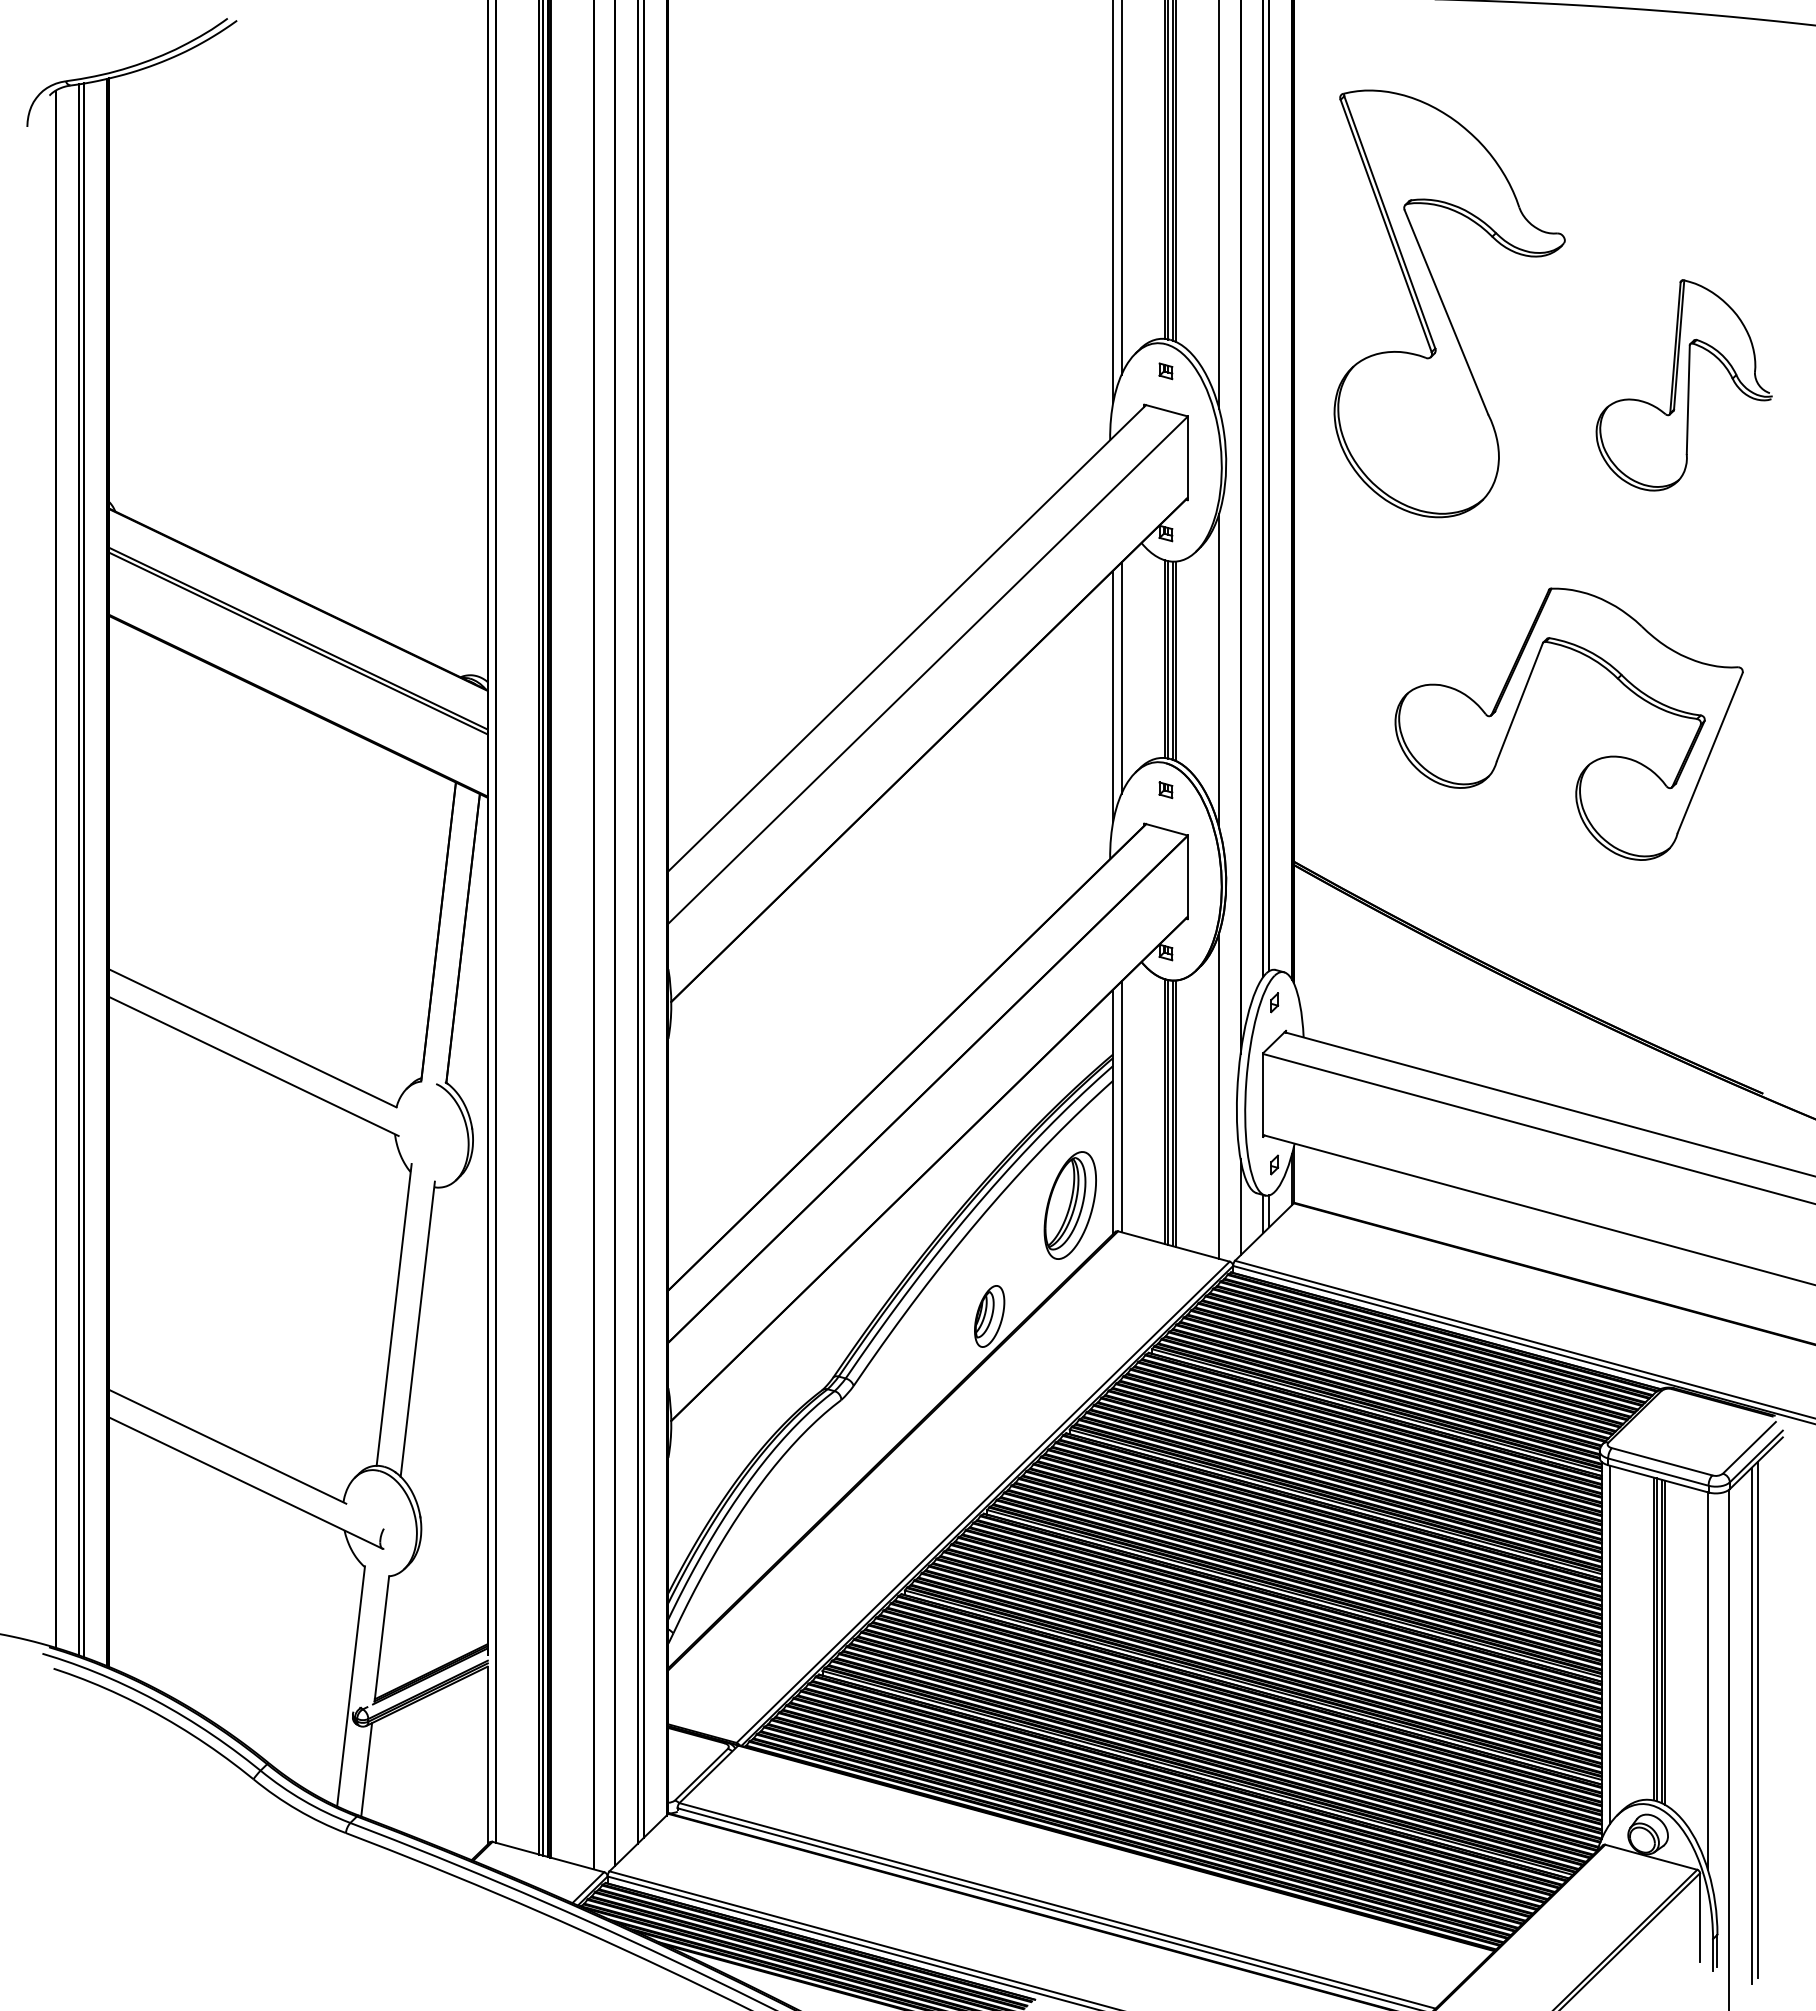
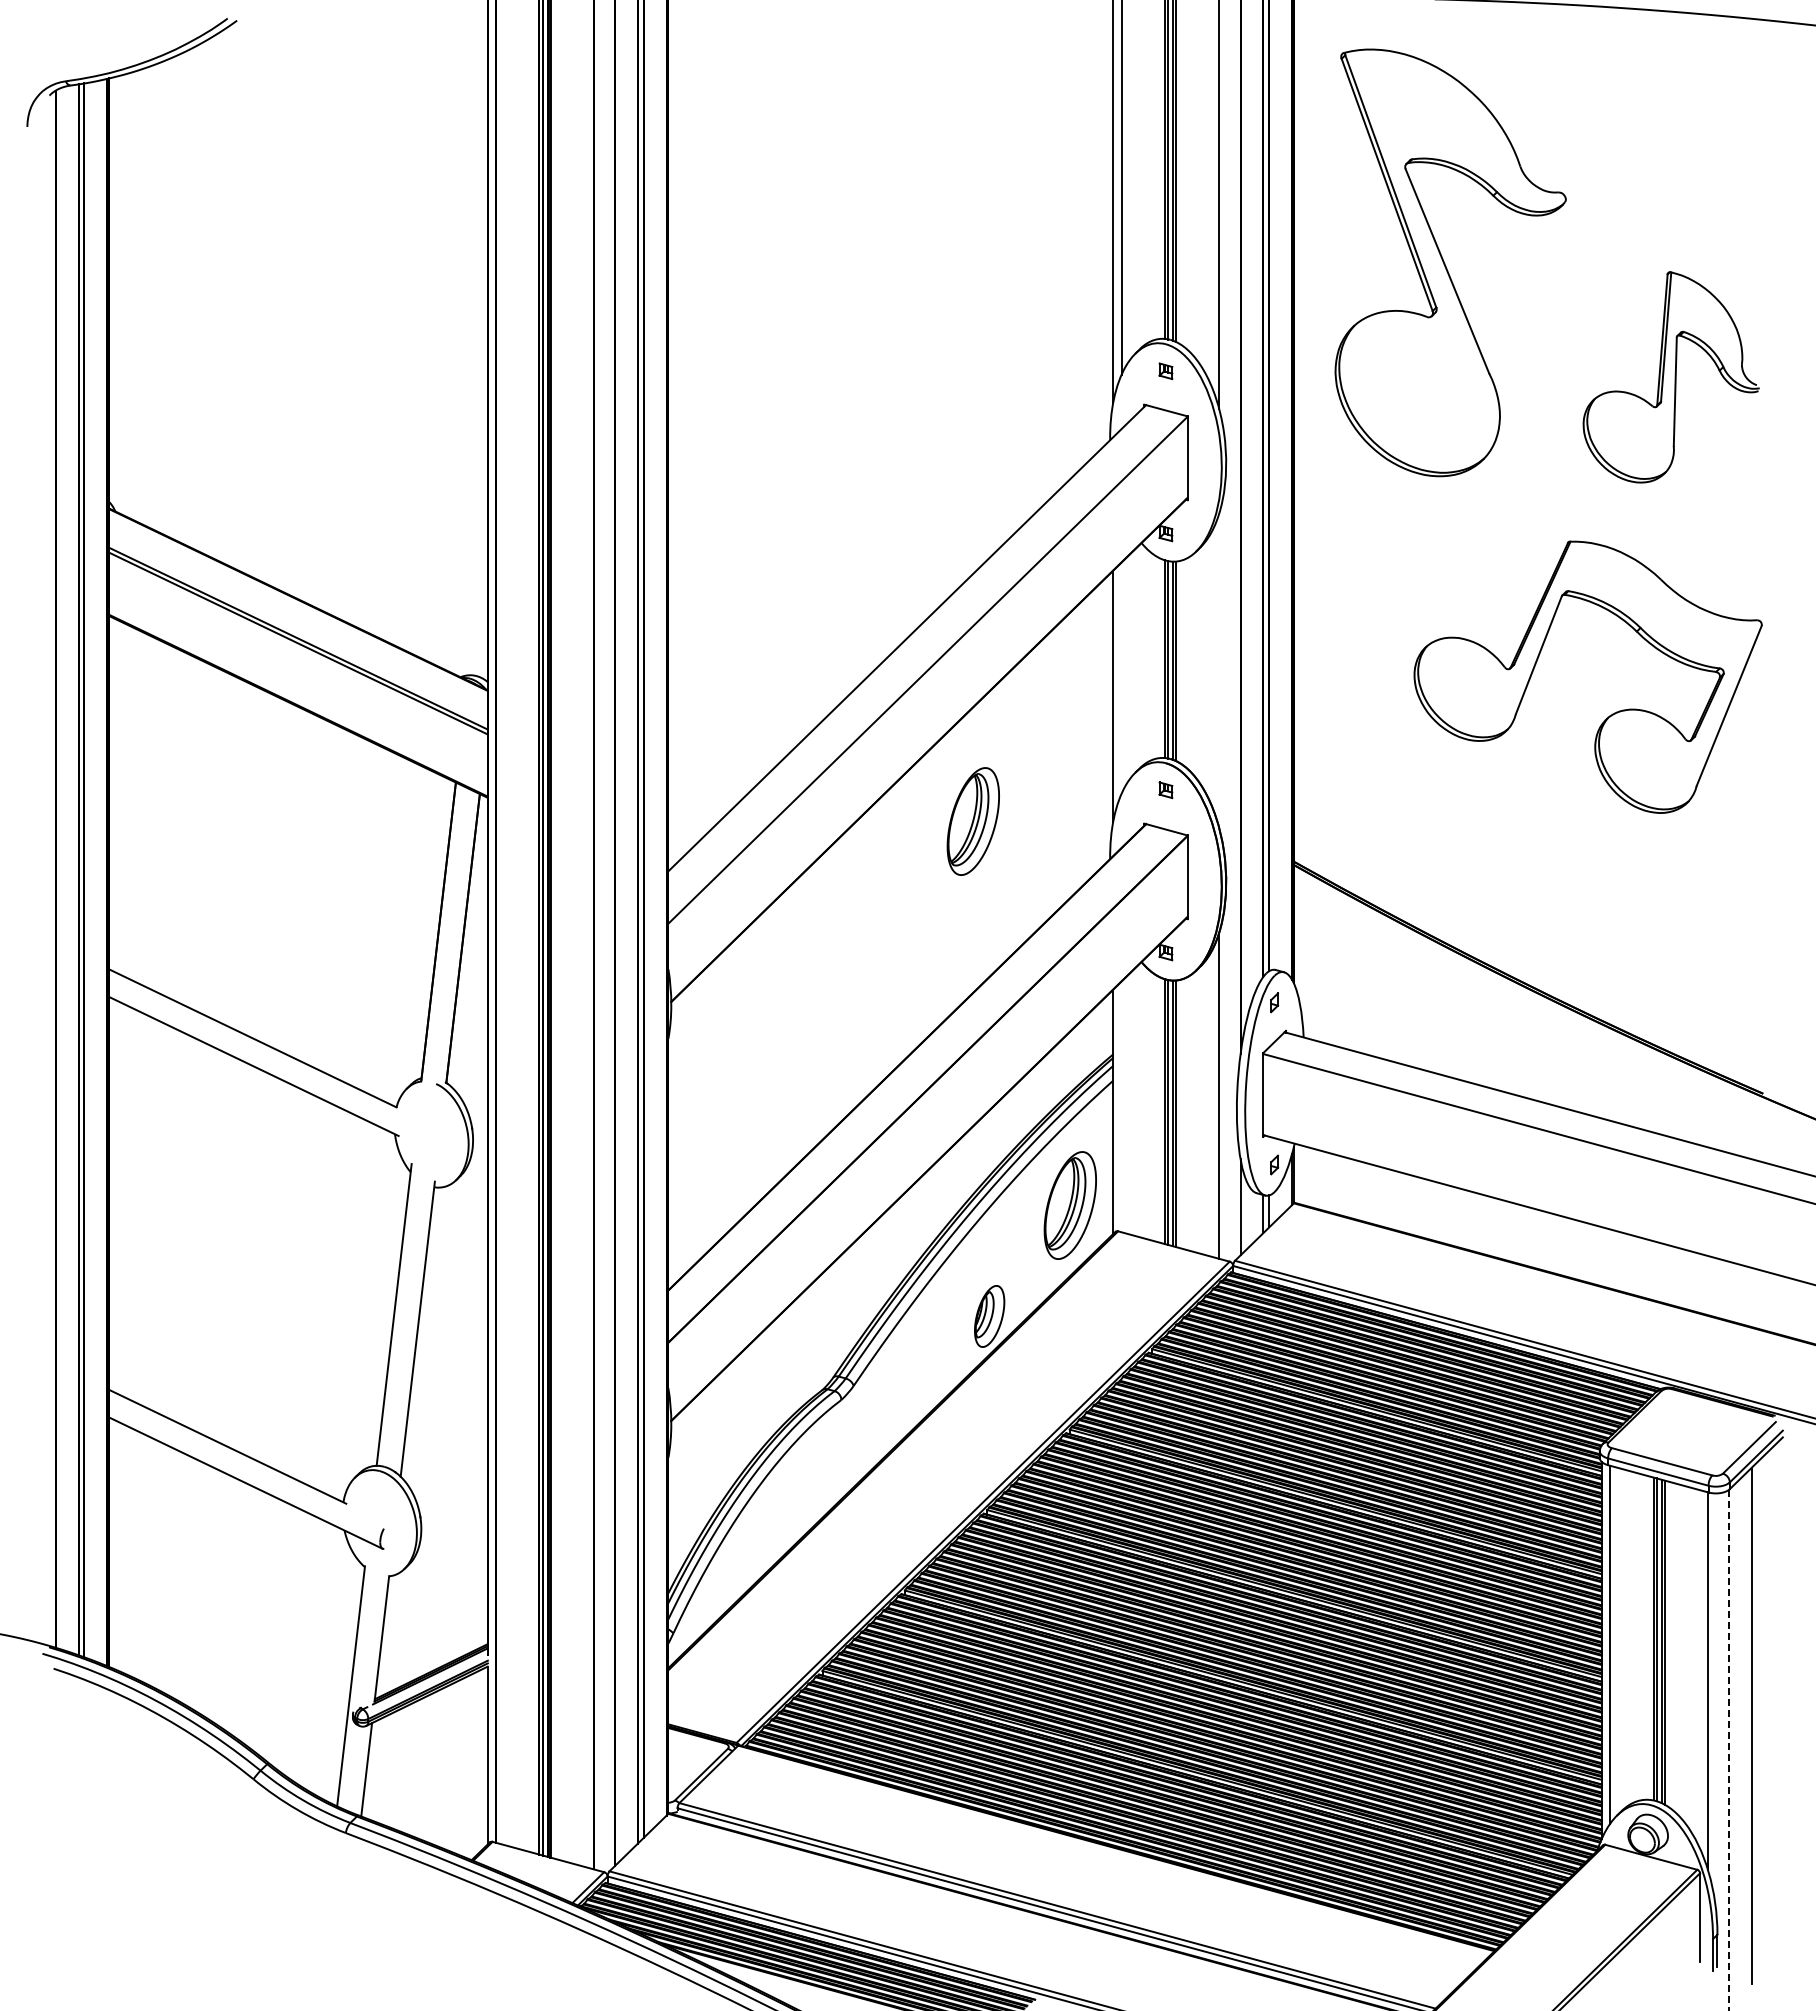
part position: (1449, 303) -> (1450, 262) (1450, 262)
part position: (1683, 385) -> (1670, 377) (1670, 377)
line: present -> none (1219, 670)
line: present -> none (1121, 677)
part position: (1593, 760) -> (1612, 713) (1612, 713)
part: none -> present (972, 821)
line: present -> none (1121, 1106)
line: present -> none (1757, 1719)
line: solid -> dashed (1729, 1750)
